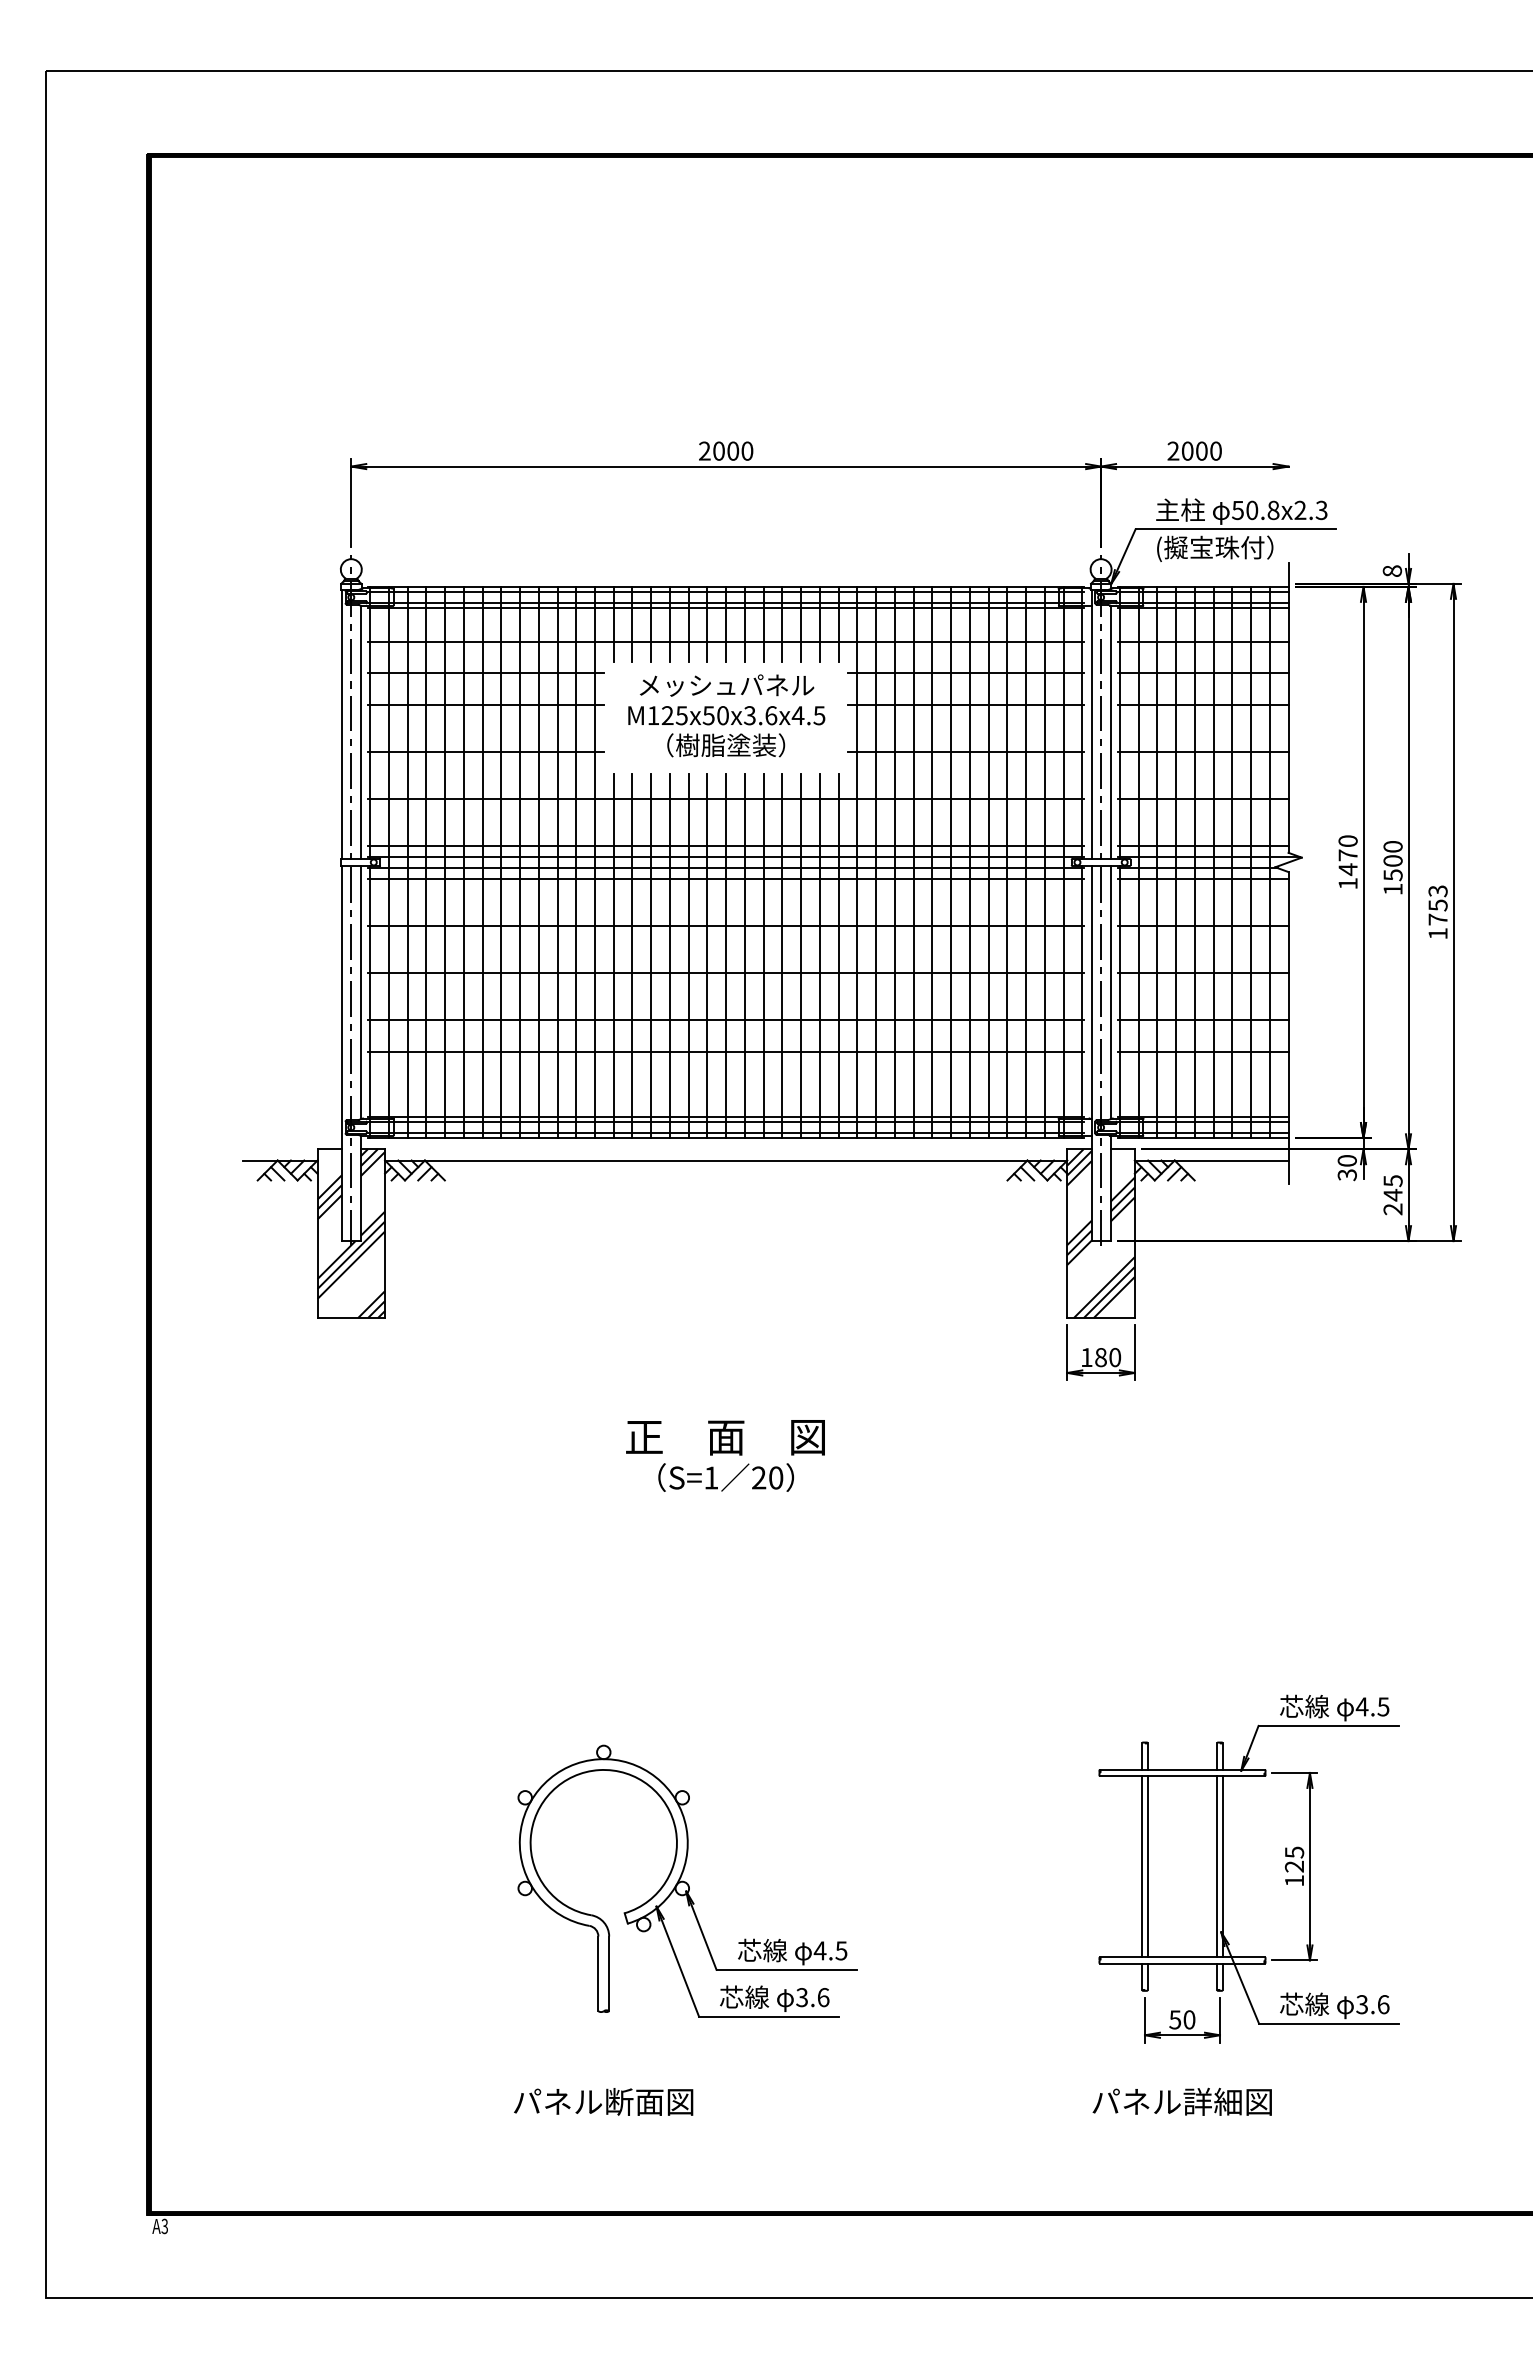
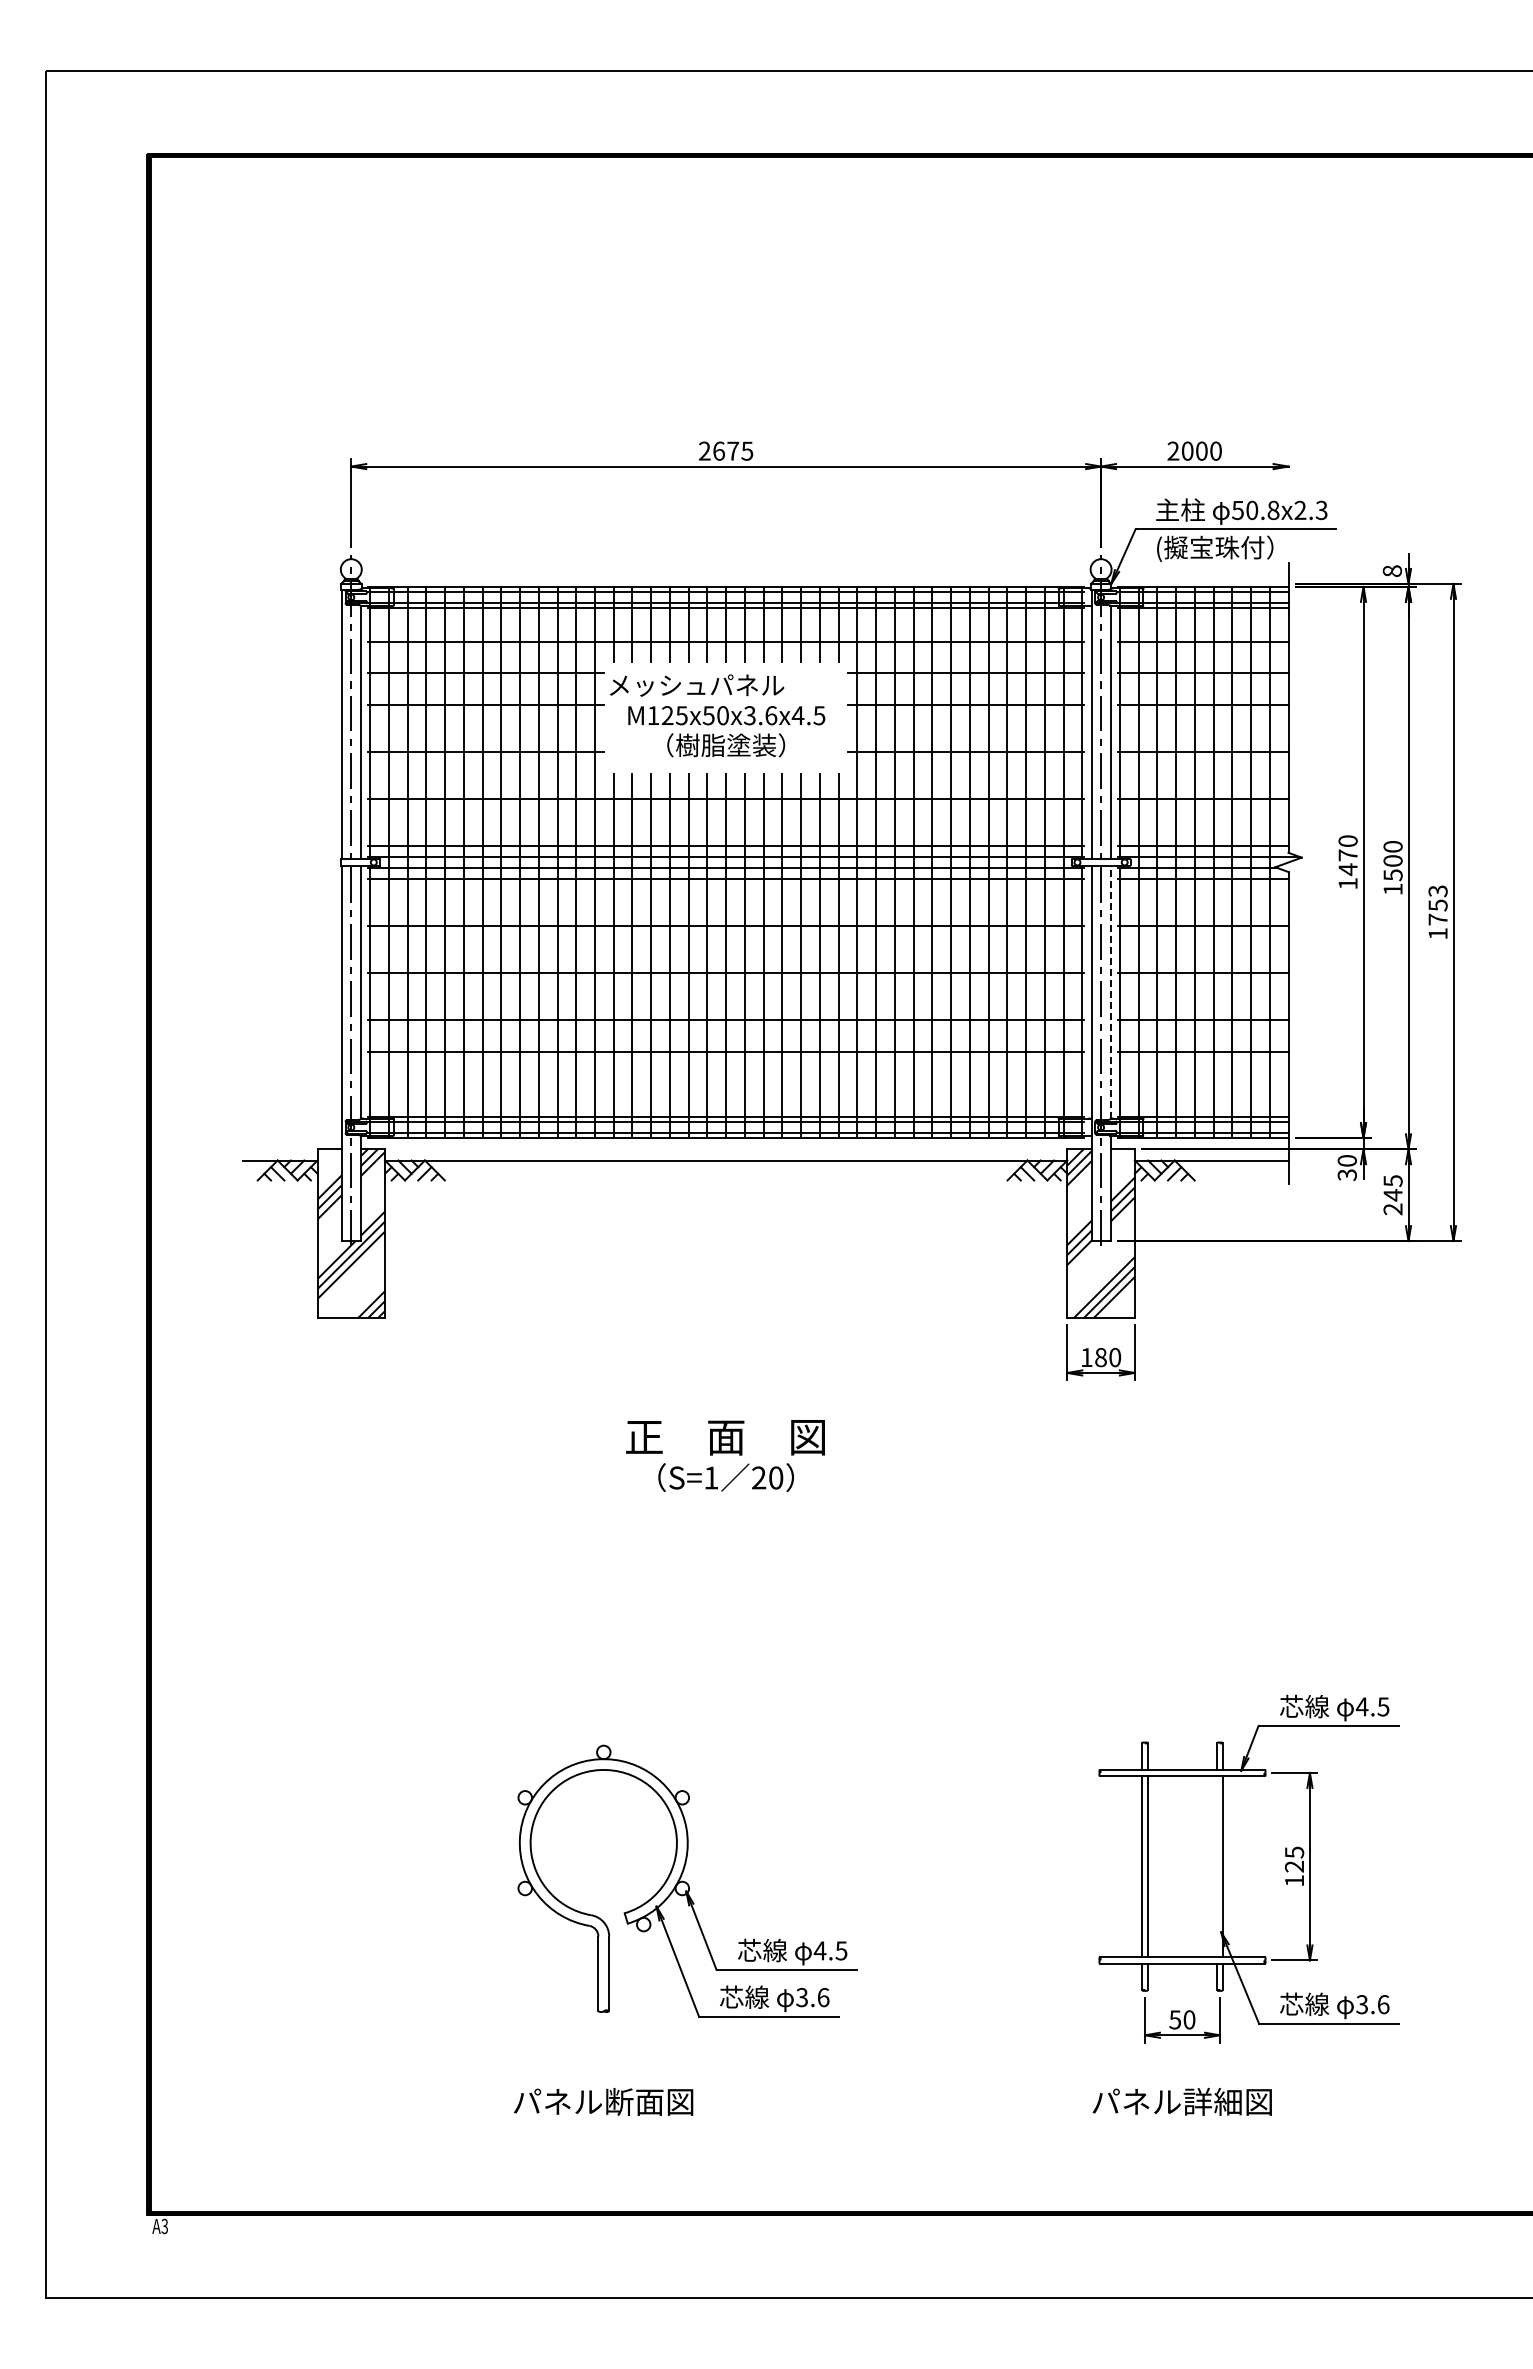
text: 2000 -> 2675 (733, 450)
text position: (727, 685) -> (697, 685) (697, 685)
line: solid -> dashed (1110, 992)
line: present -> none (1217, 1866)
